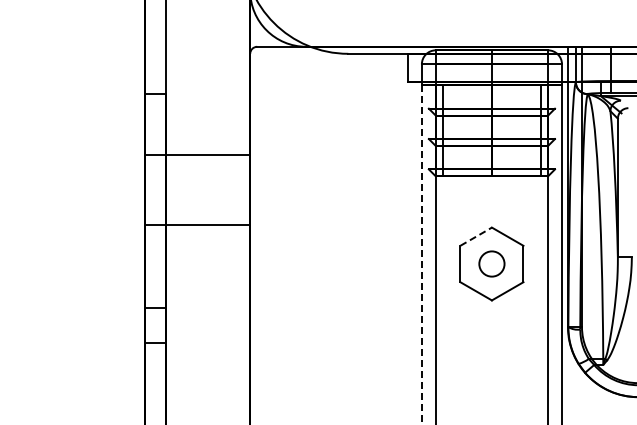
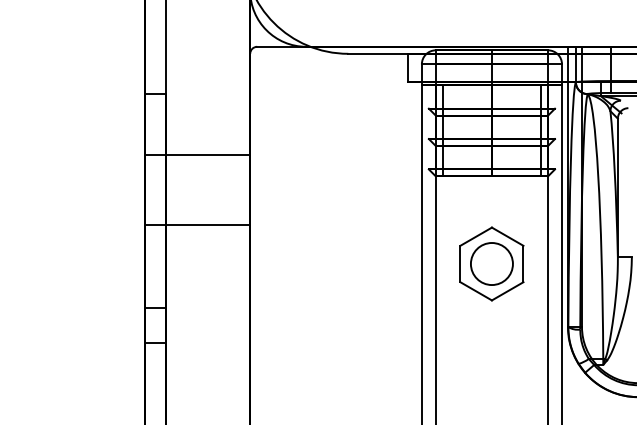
line: dashed -> solid (476, 236)
line: dashed -> solid (421, 255)
circle diameter: 25 px -> 42 px (491, 264)
